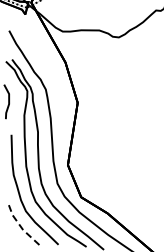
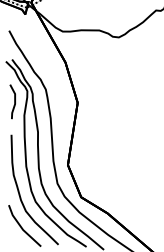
line position: (8, 101) -> (14, 101) (14, 101)
line: dashed -> solid (22, 228)
